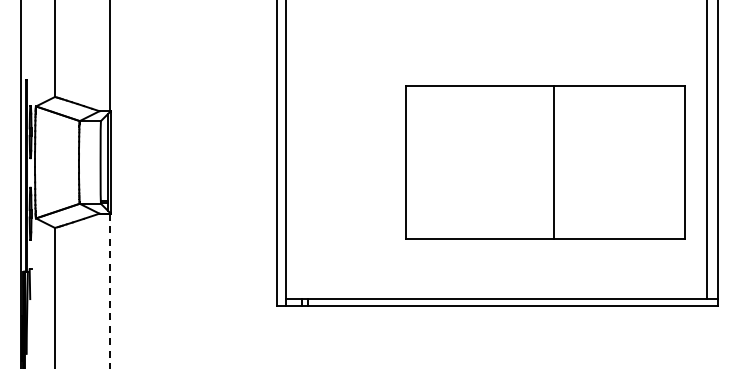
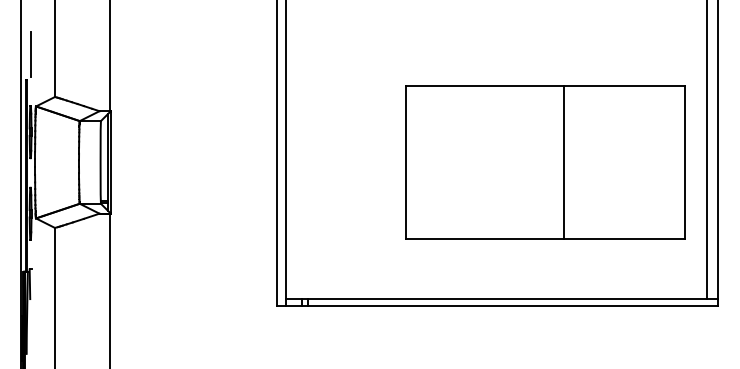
line: none -> present (30, 54)
line position: (554, 161) -> (564, 161) (564, 161)
line: dashed -> solid (109, 291)
